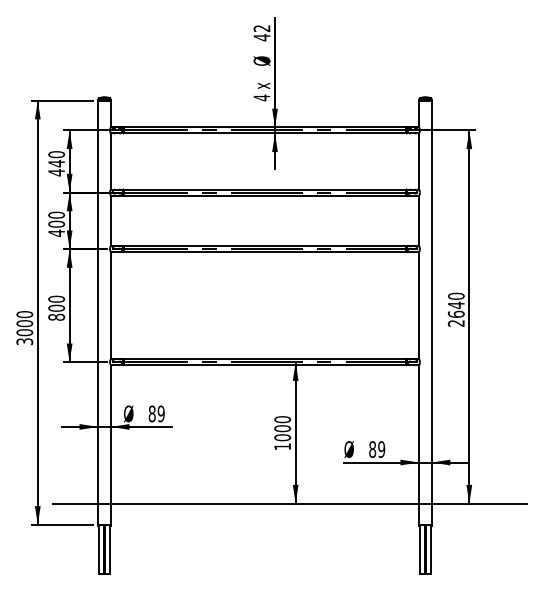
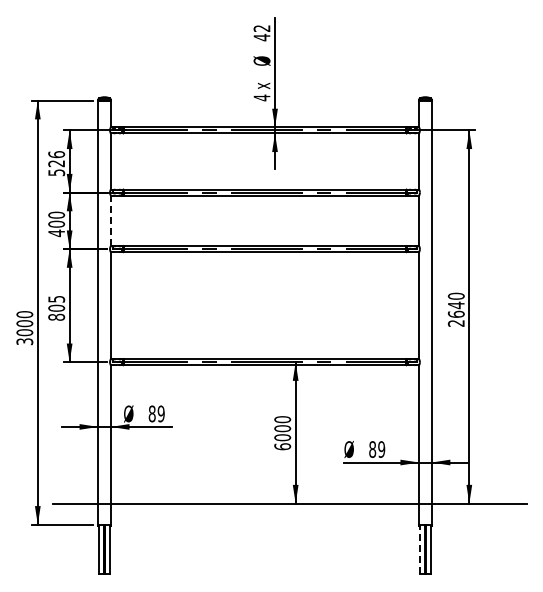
text: 440 -> 526 (56, 163)
line: solid -> dashed (110, 220)
text: 800 -> 805 (56, 298)
text: 1000 -> 6000 (282, 446)
line: solid -> dashed (419, 549)
